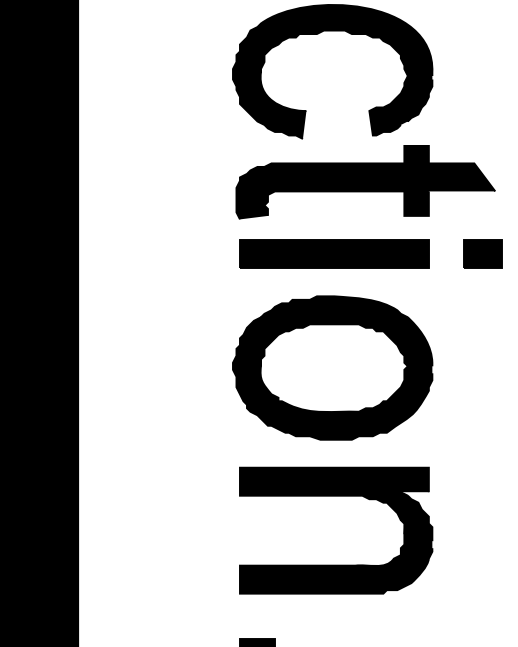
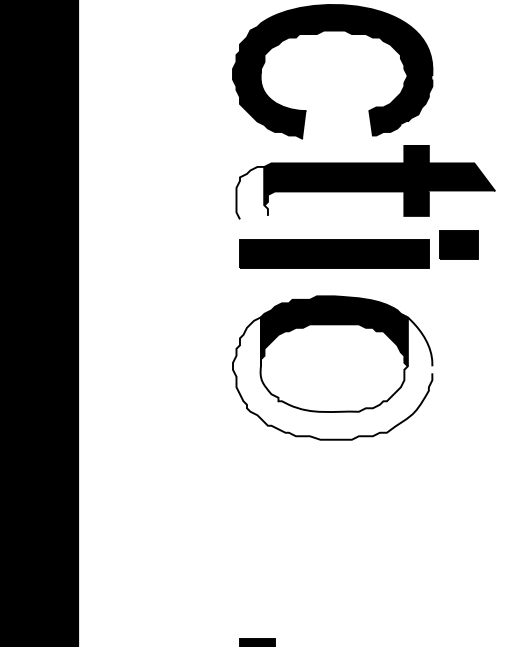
fill: present -> none (251, 192)
part position: (482, 253) -> (458, 244) (458, 244)
fill: present -> none (332, 378)
part: present -> none (336, 496)
